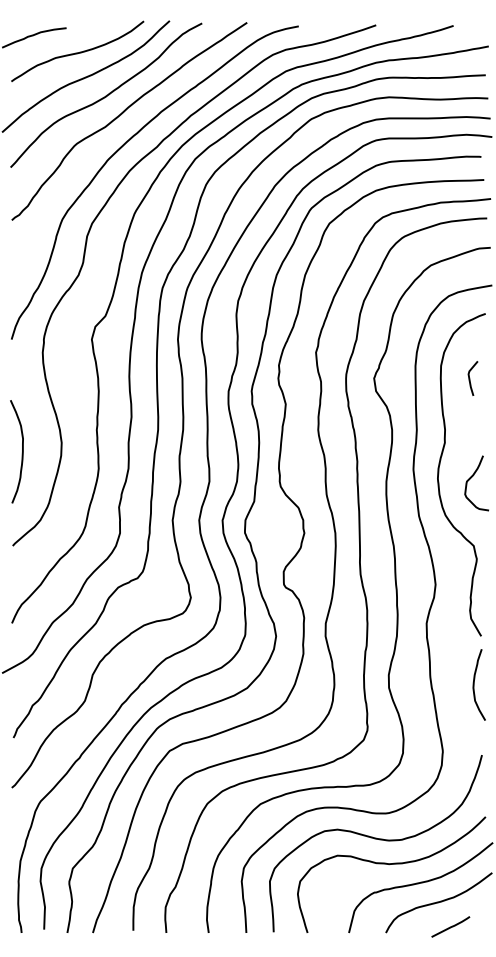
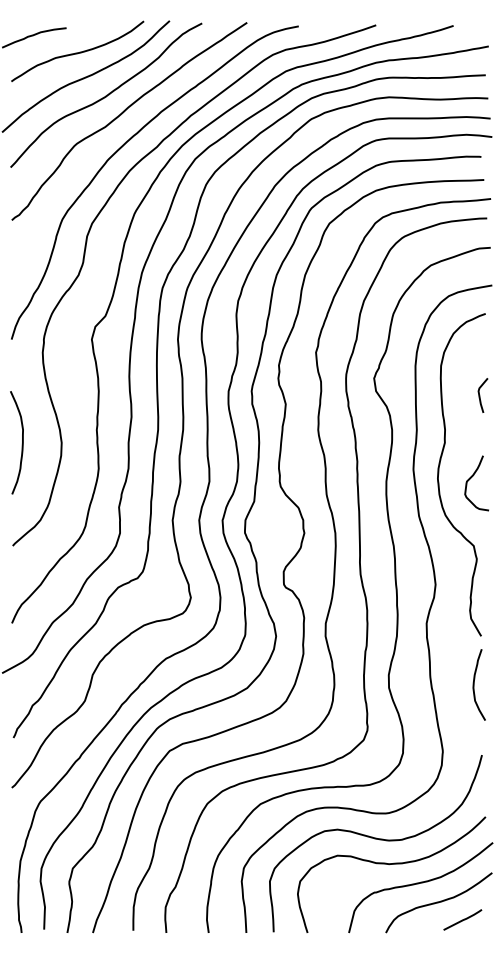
curve position: (470, 378) -> (480, 395) (480, 395)
curve position: (21, 453) -> (21, 444) (21, 444)
line position: (450, 926) -> (462, 919) (462, 919)
